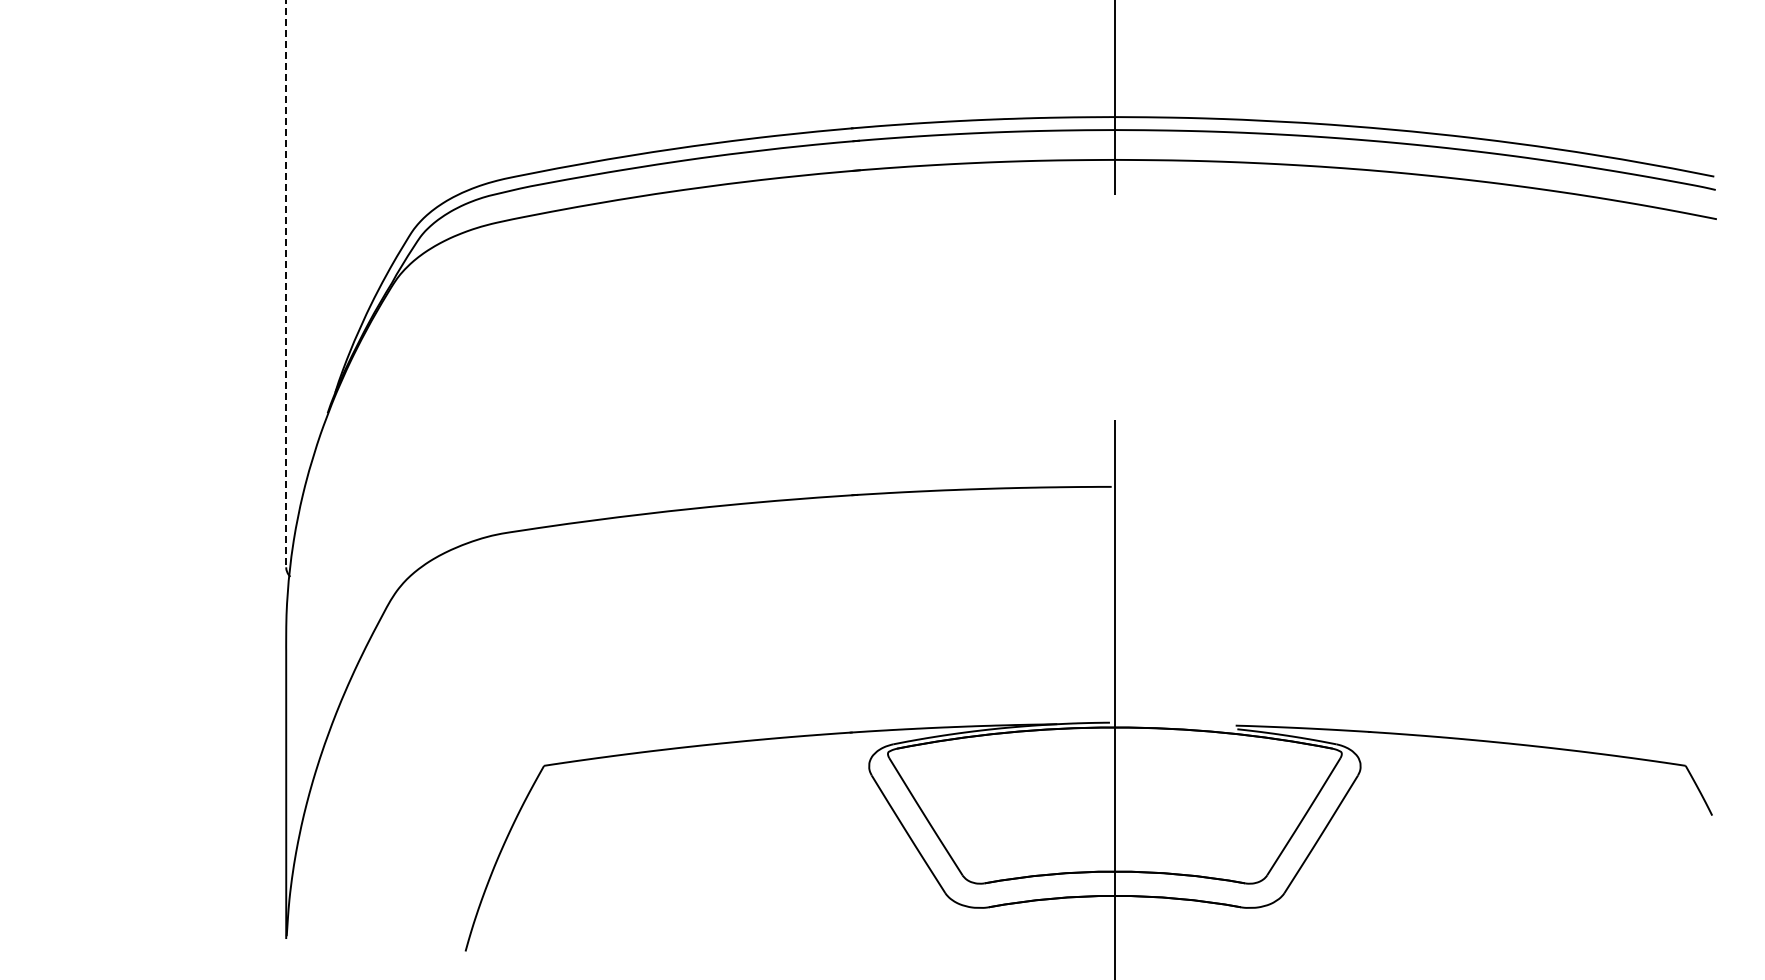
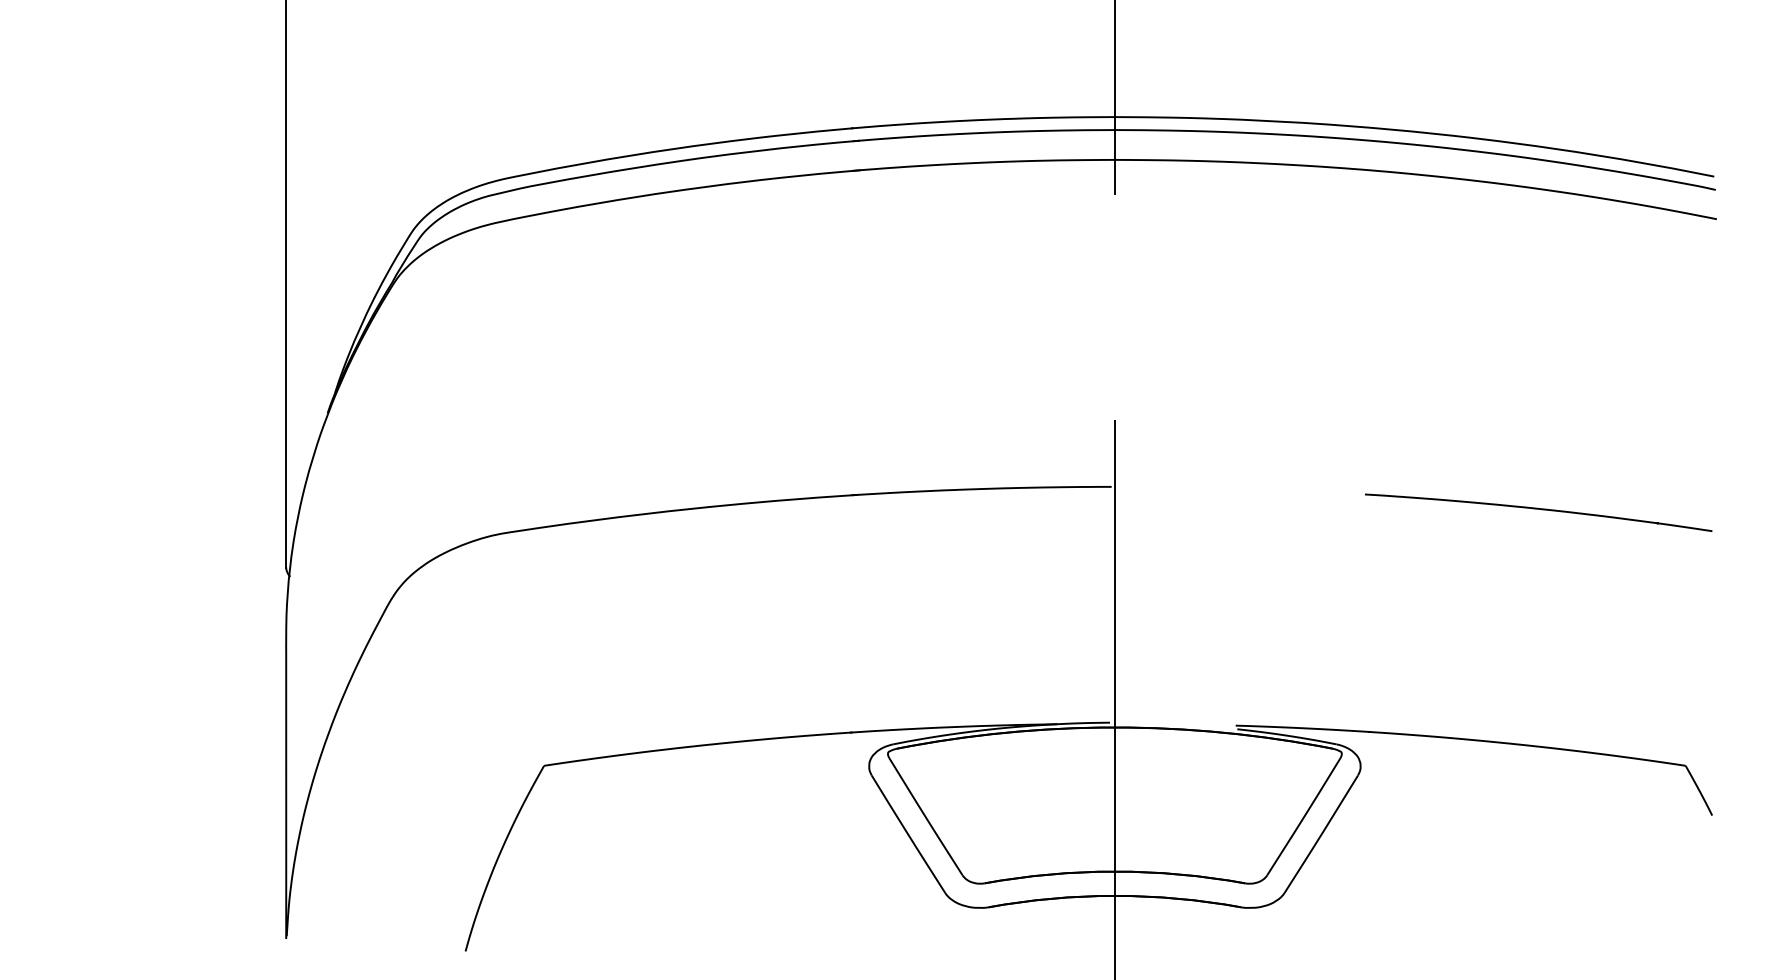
line: dashed -> solid (286, 283)
curve: none -> present (1538, 509)
